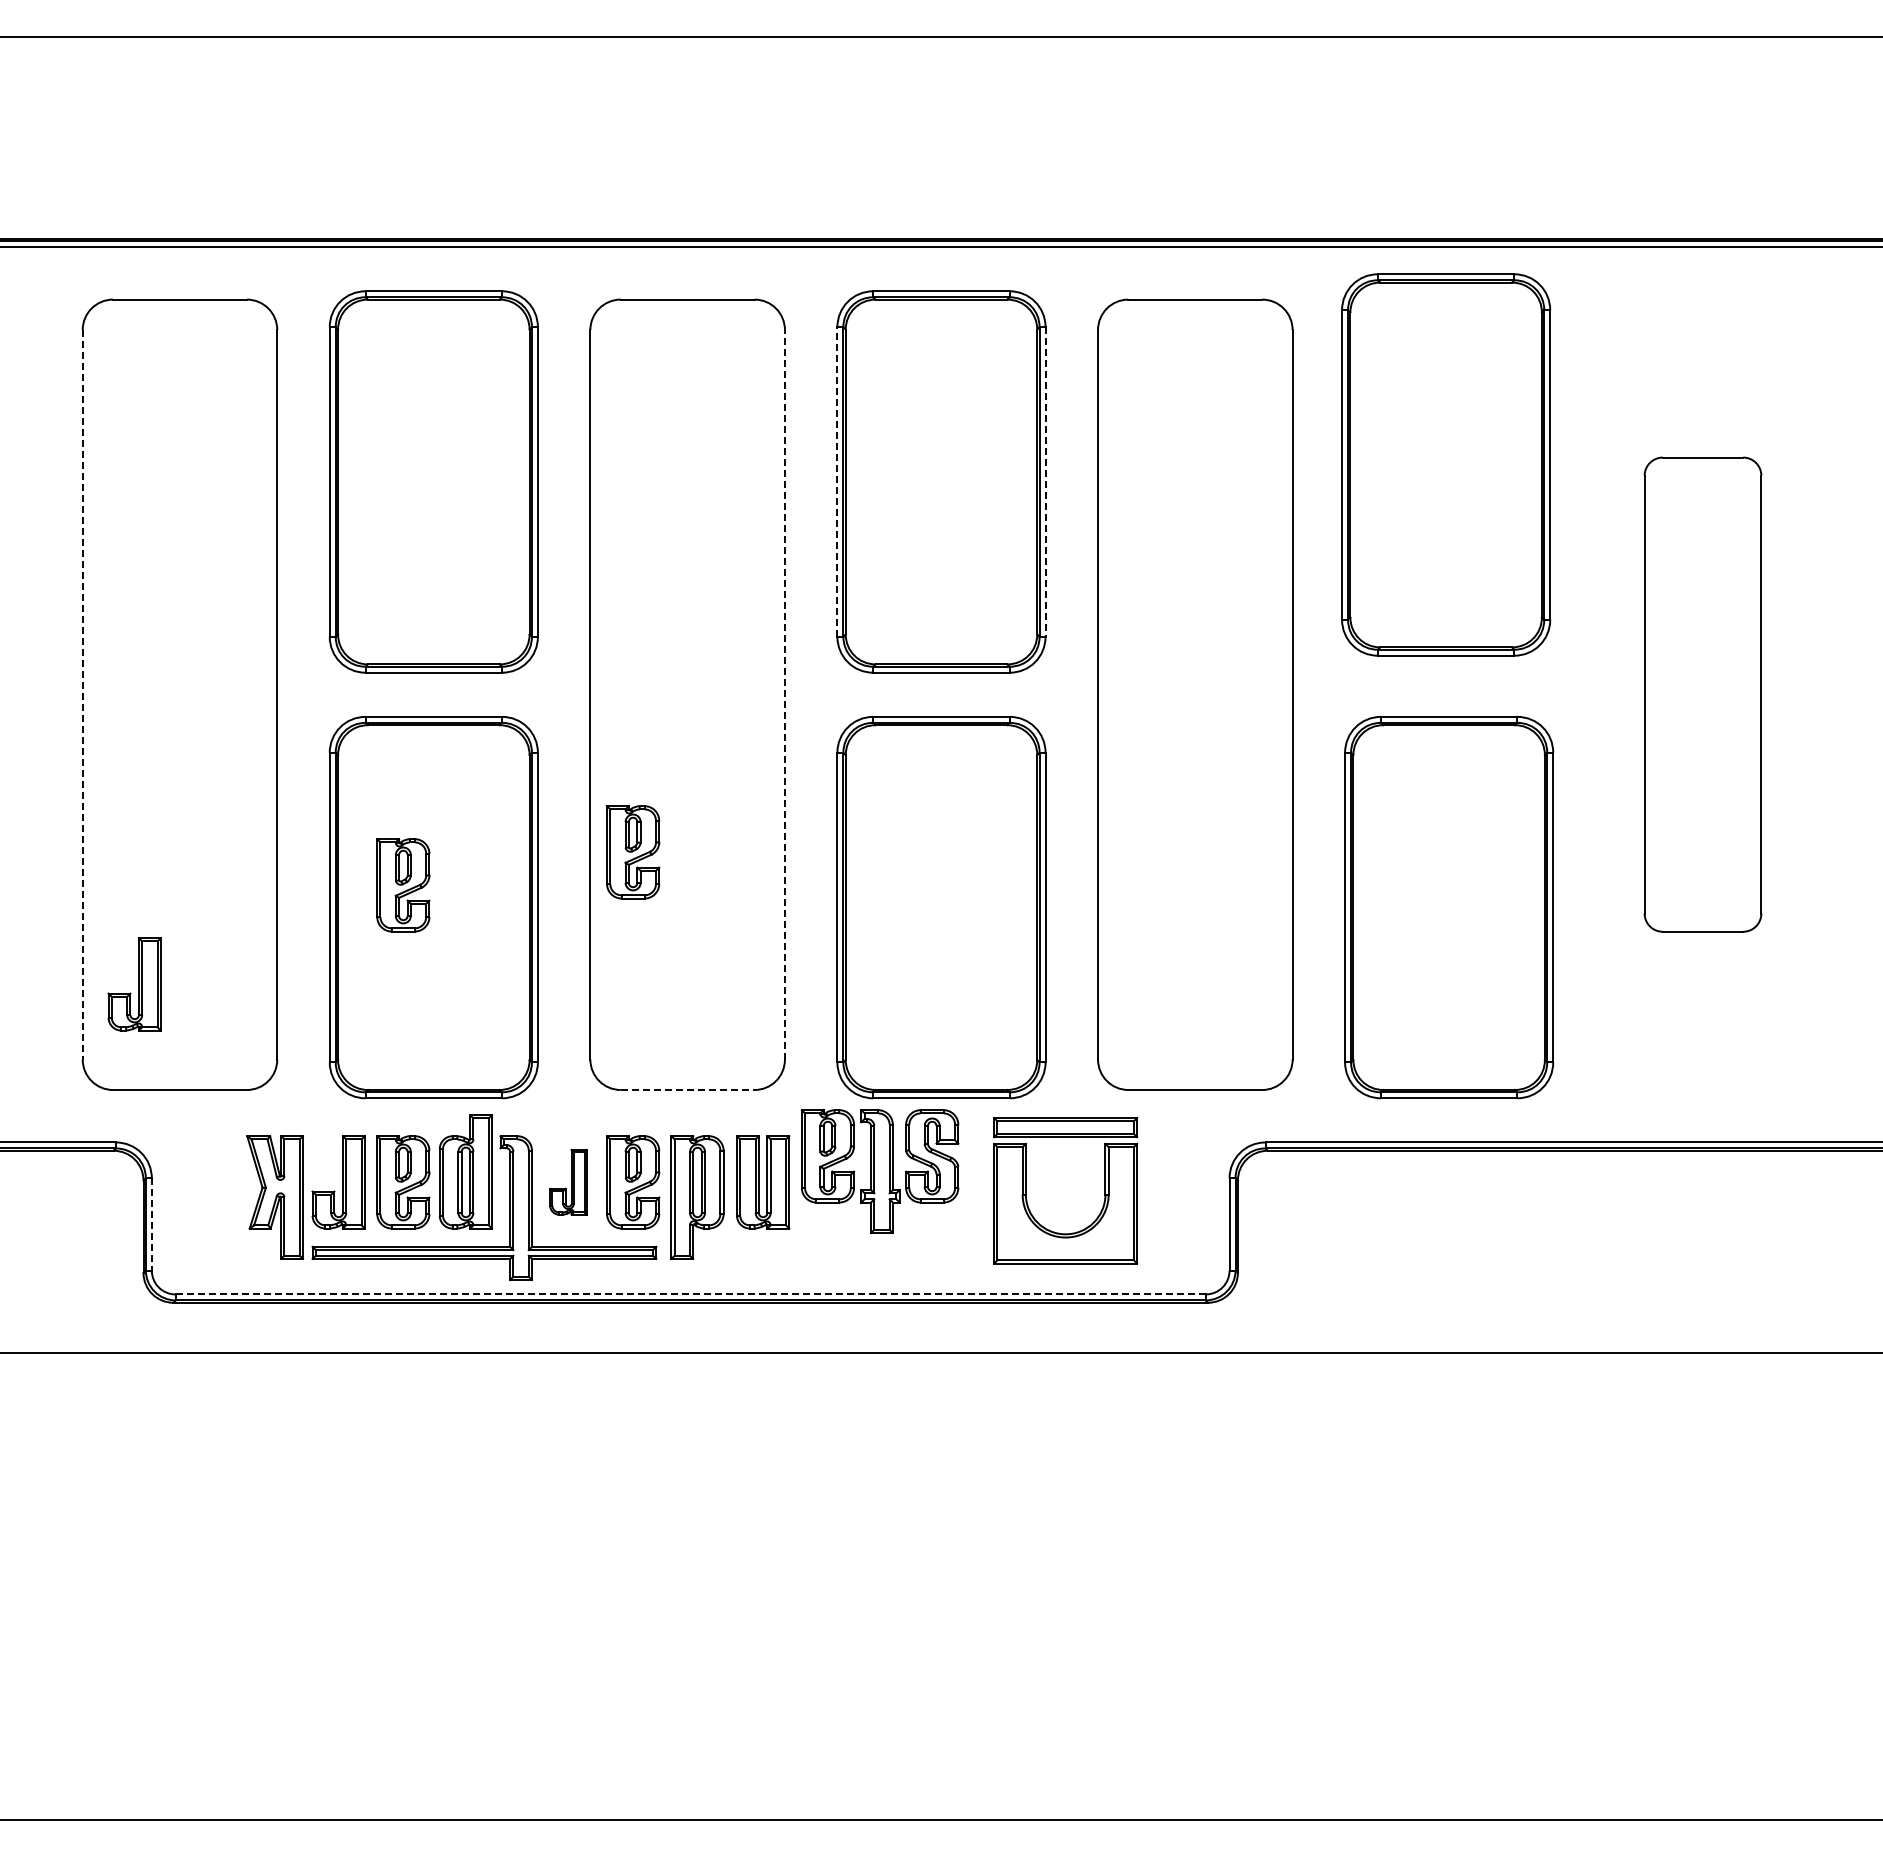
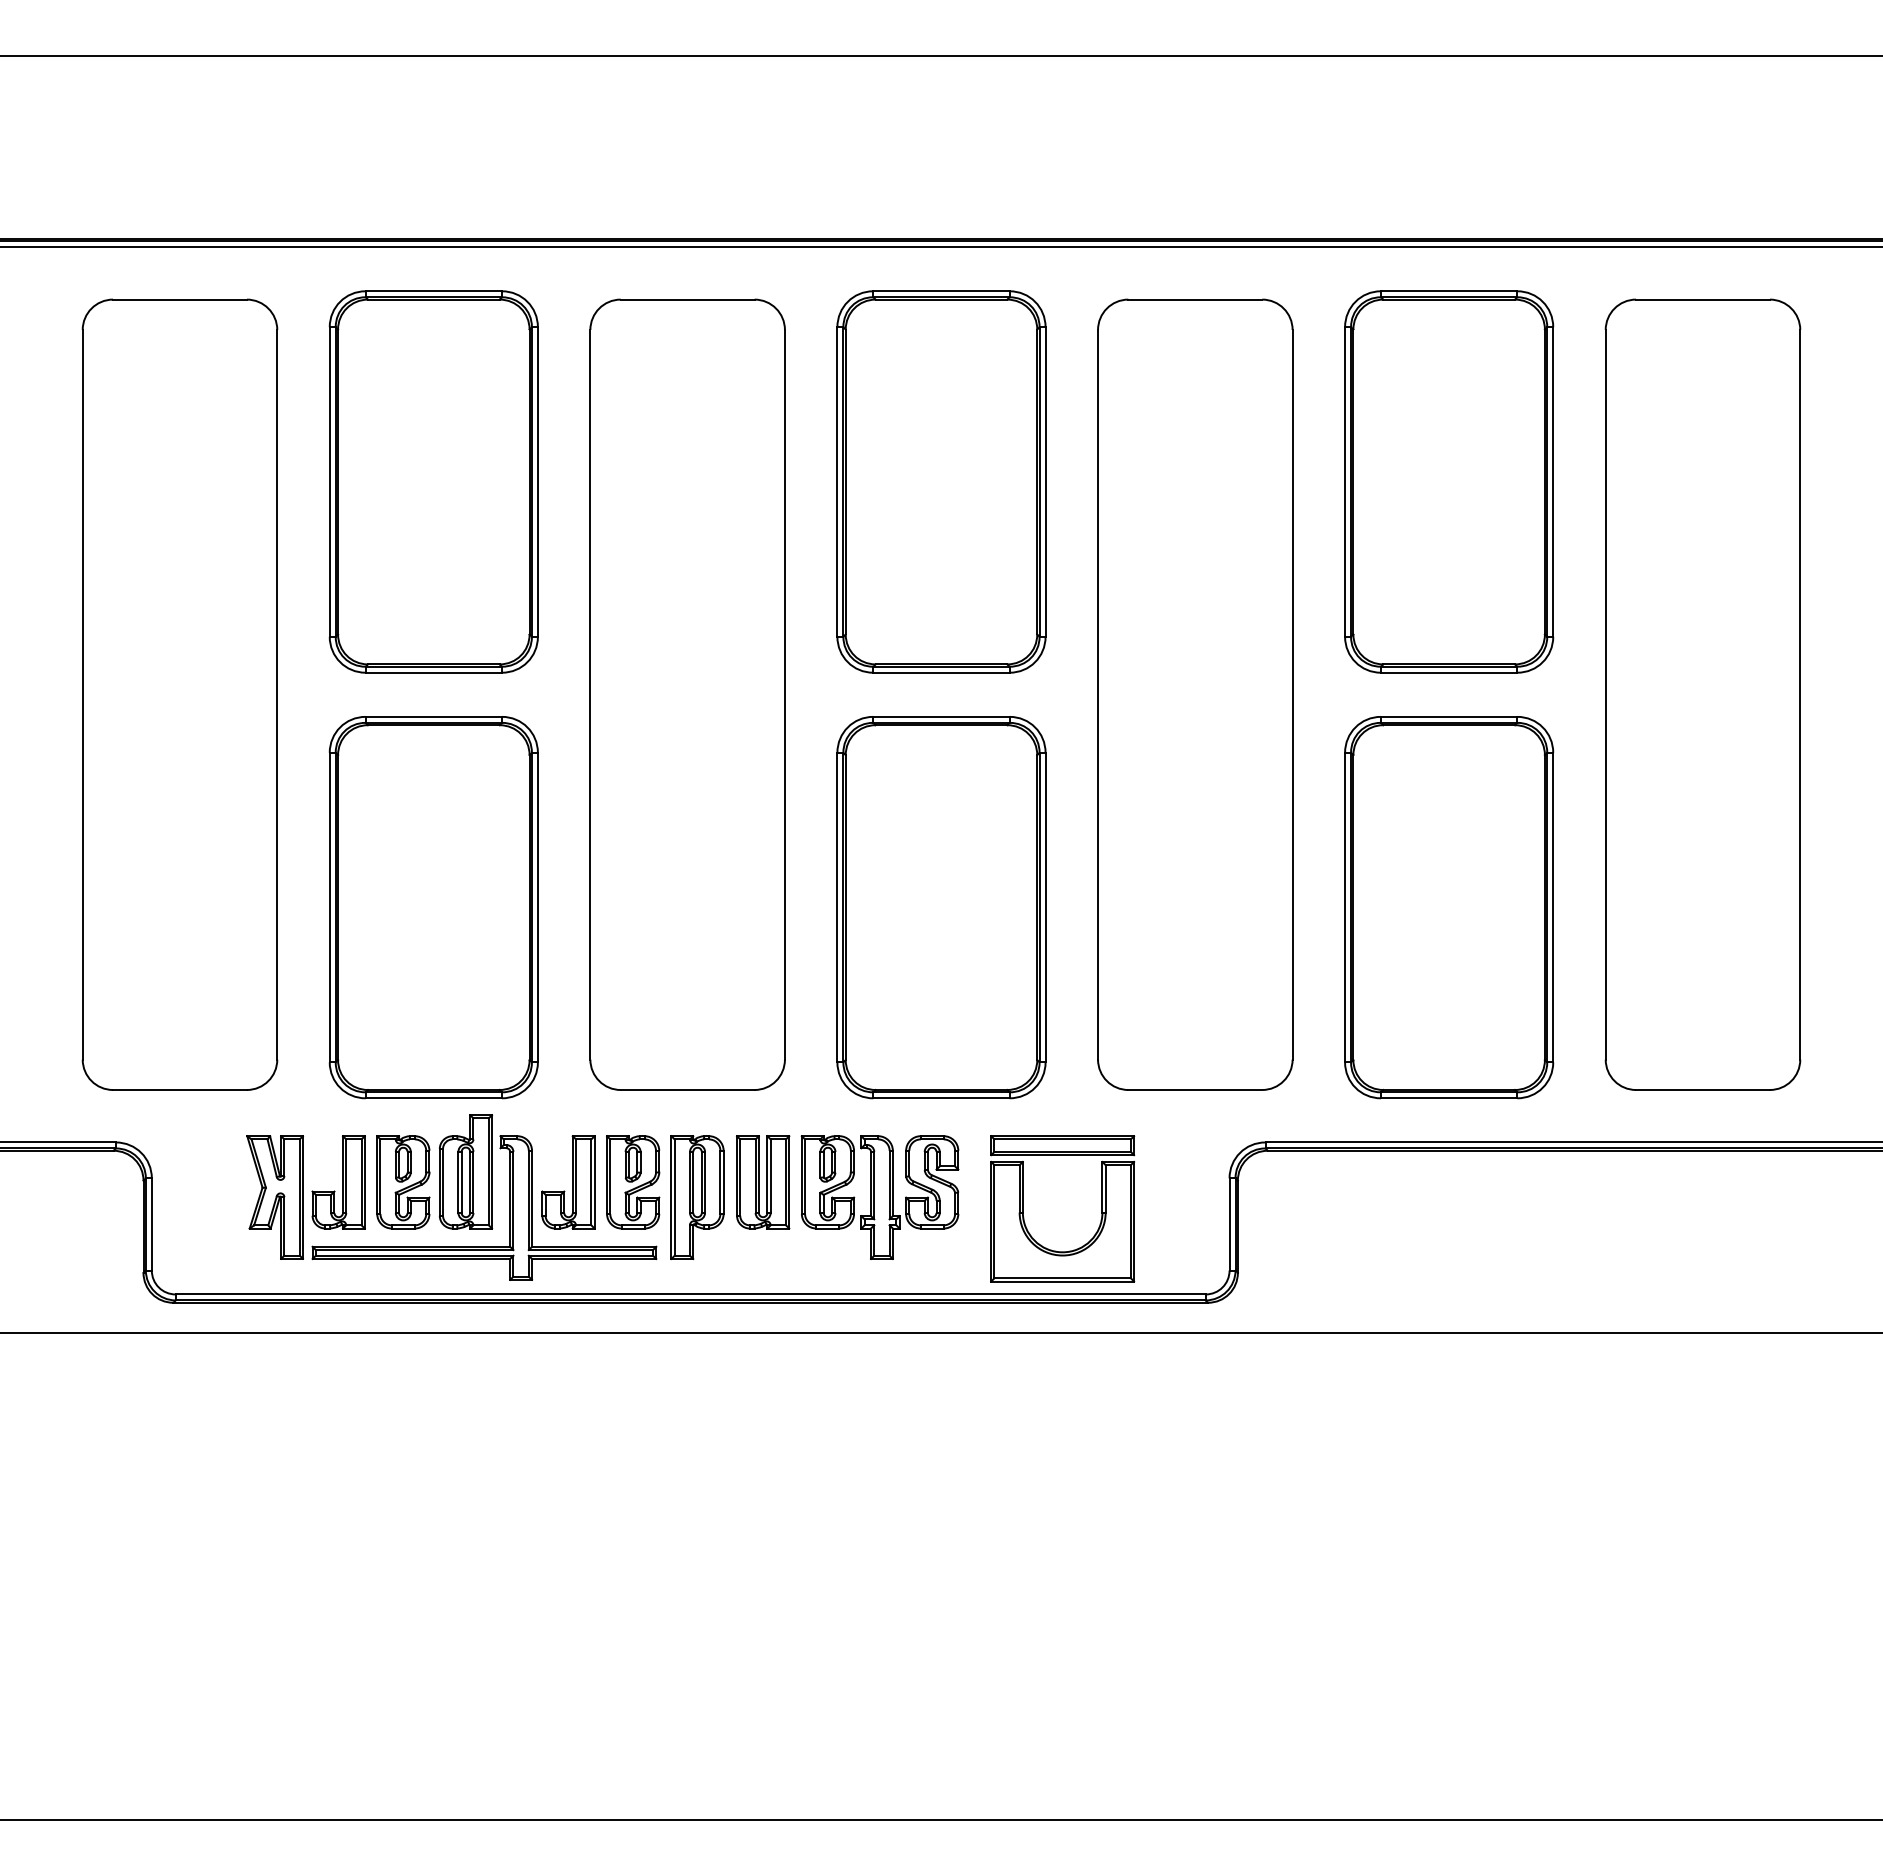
line position: (940, 37) -> (940, 56) (940, 56)
part position: (1446, 464) -> (1449, 481) (1449, 481)
line: dashed -> solid (837, 482)
line: dashed -> solid (1045, 482)
line: dashed -> solid (82, 694)
line: dashed -> solid (784, 694)
part size: 120x477 px -> 198x793 px (1702, 694)
part: present -> none (633, 852)
part: present -> none (403, 885)
part: present -> none (134, 984)
line: dashed -> solid (687, 1089)
part position: (879, 1171) -> (879, 1197) (879, 1197)
part size: 39x67 px -> 55x95 px (568, 1182)
part position: (1026, 1190) -> (1023, 1208) (1023, 1208)
line: dashed -> solid (151, 1224)
line: dashed -> solid (690, 1294)
line position: (940, 1353) -> (940, 1333) (940, 1333)
